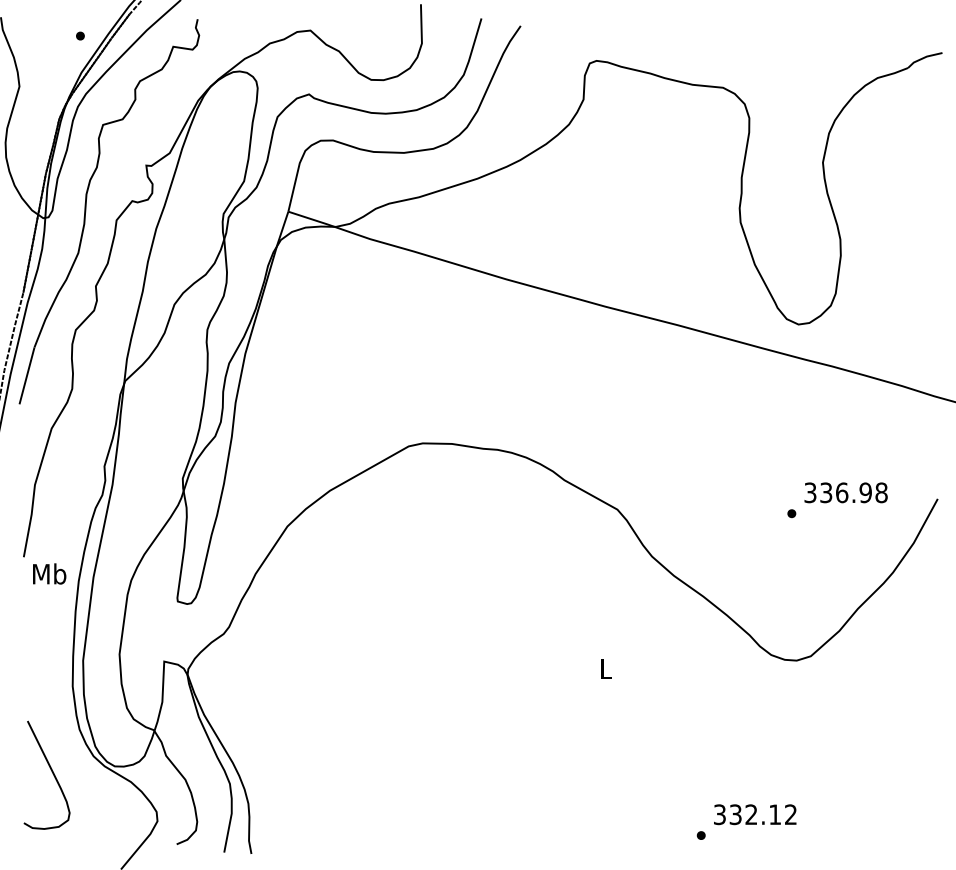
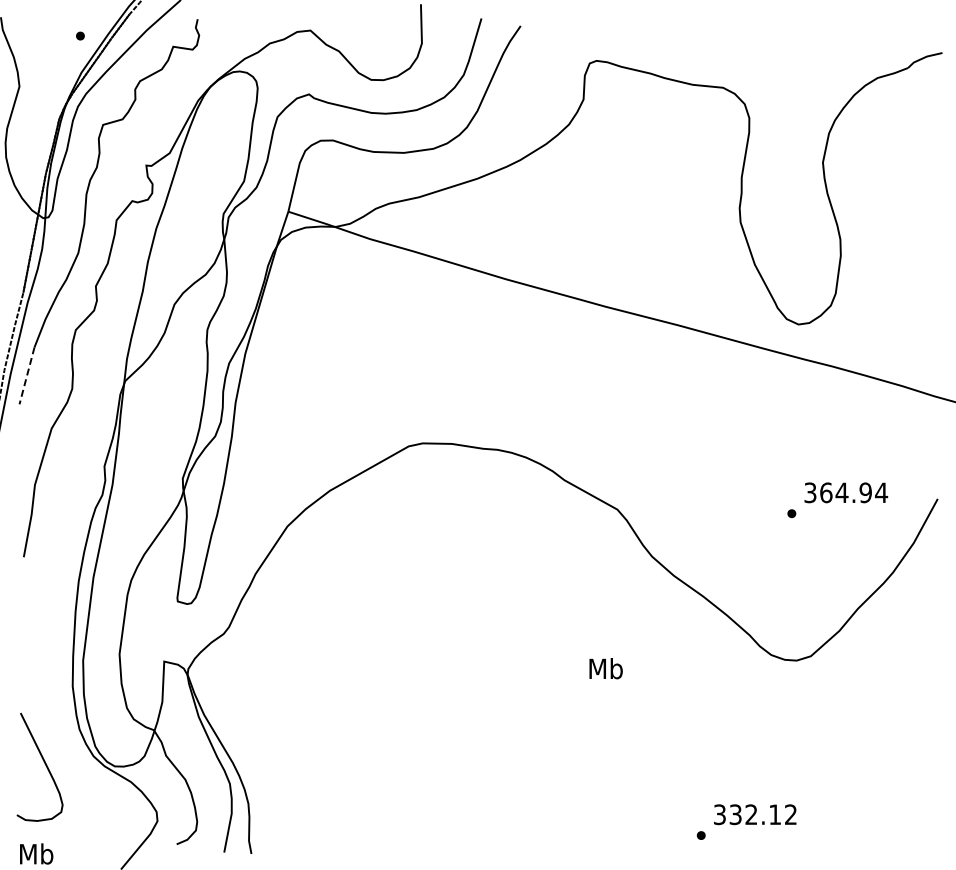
line: solid -> dashed (26, 376)
text: 336.98 -> 364.94 (854, 492)
text position: (49, 573) -> (36, 853) (36, 853)
text: L -> Mb (605, 668)
curve position: (51, 771) -> (44, 763) (44, 763)
